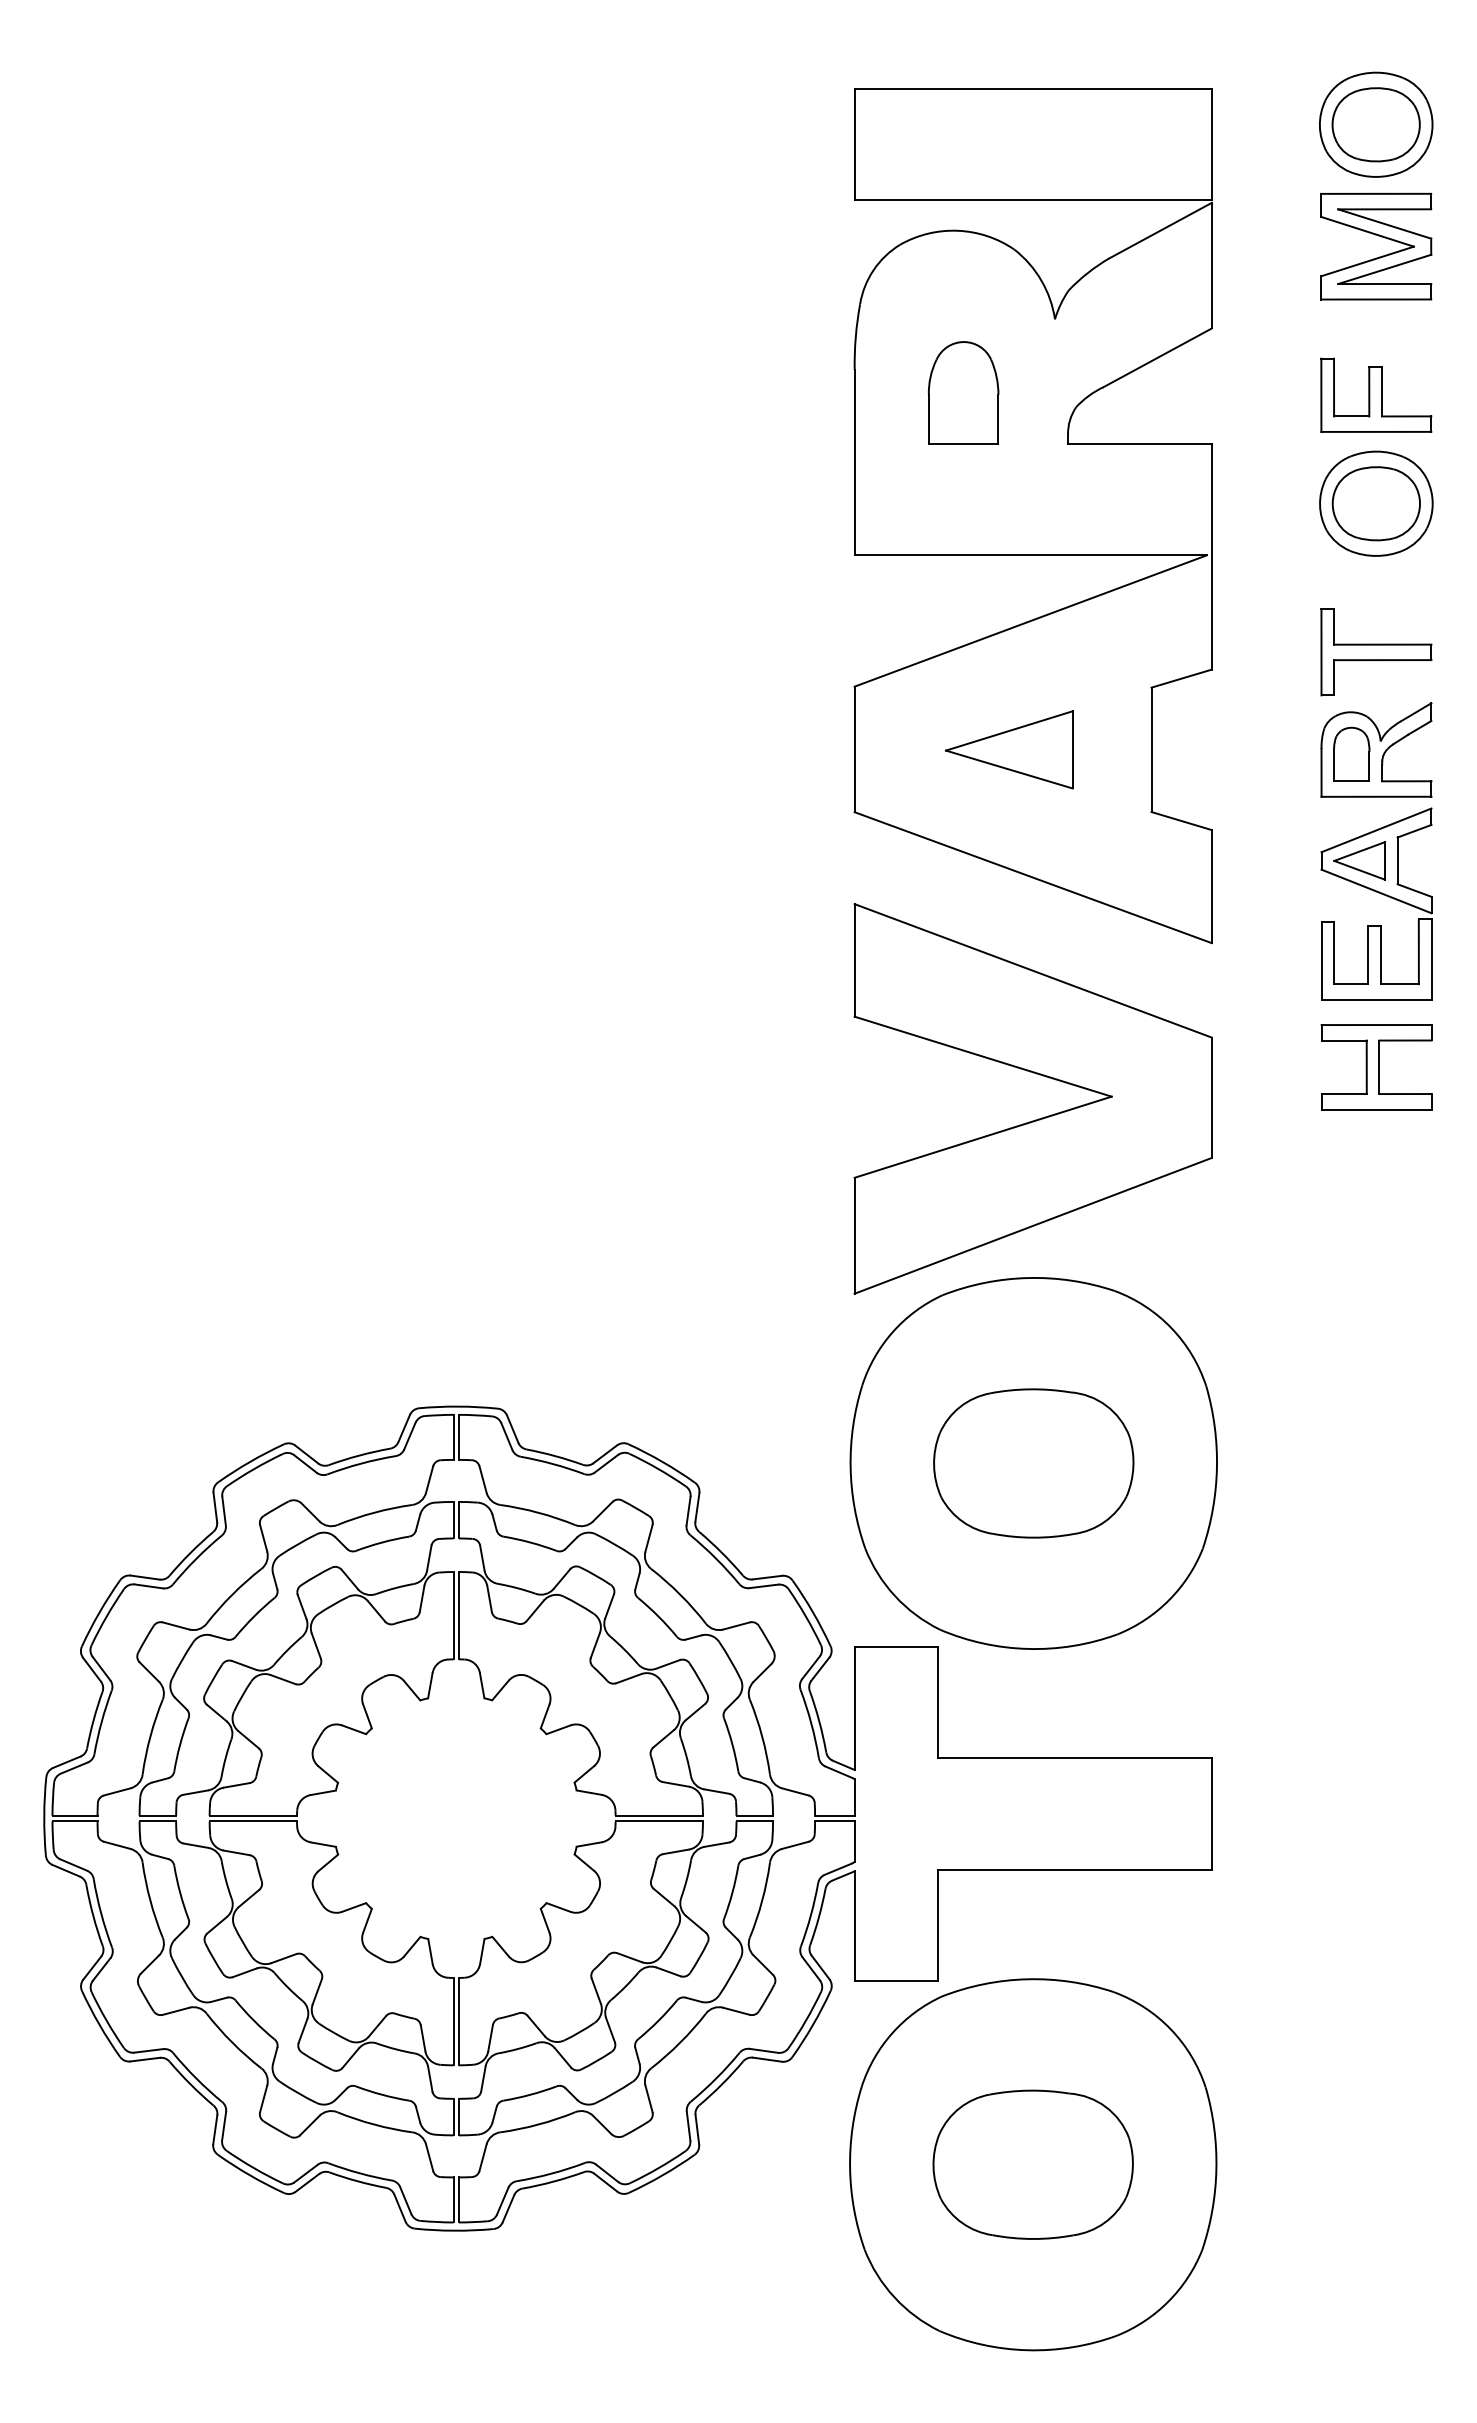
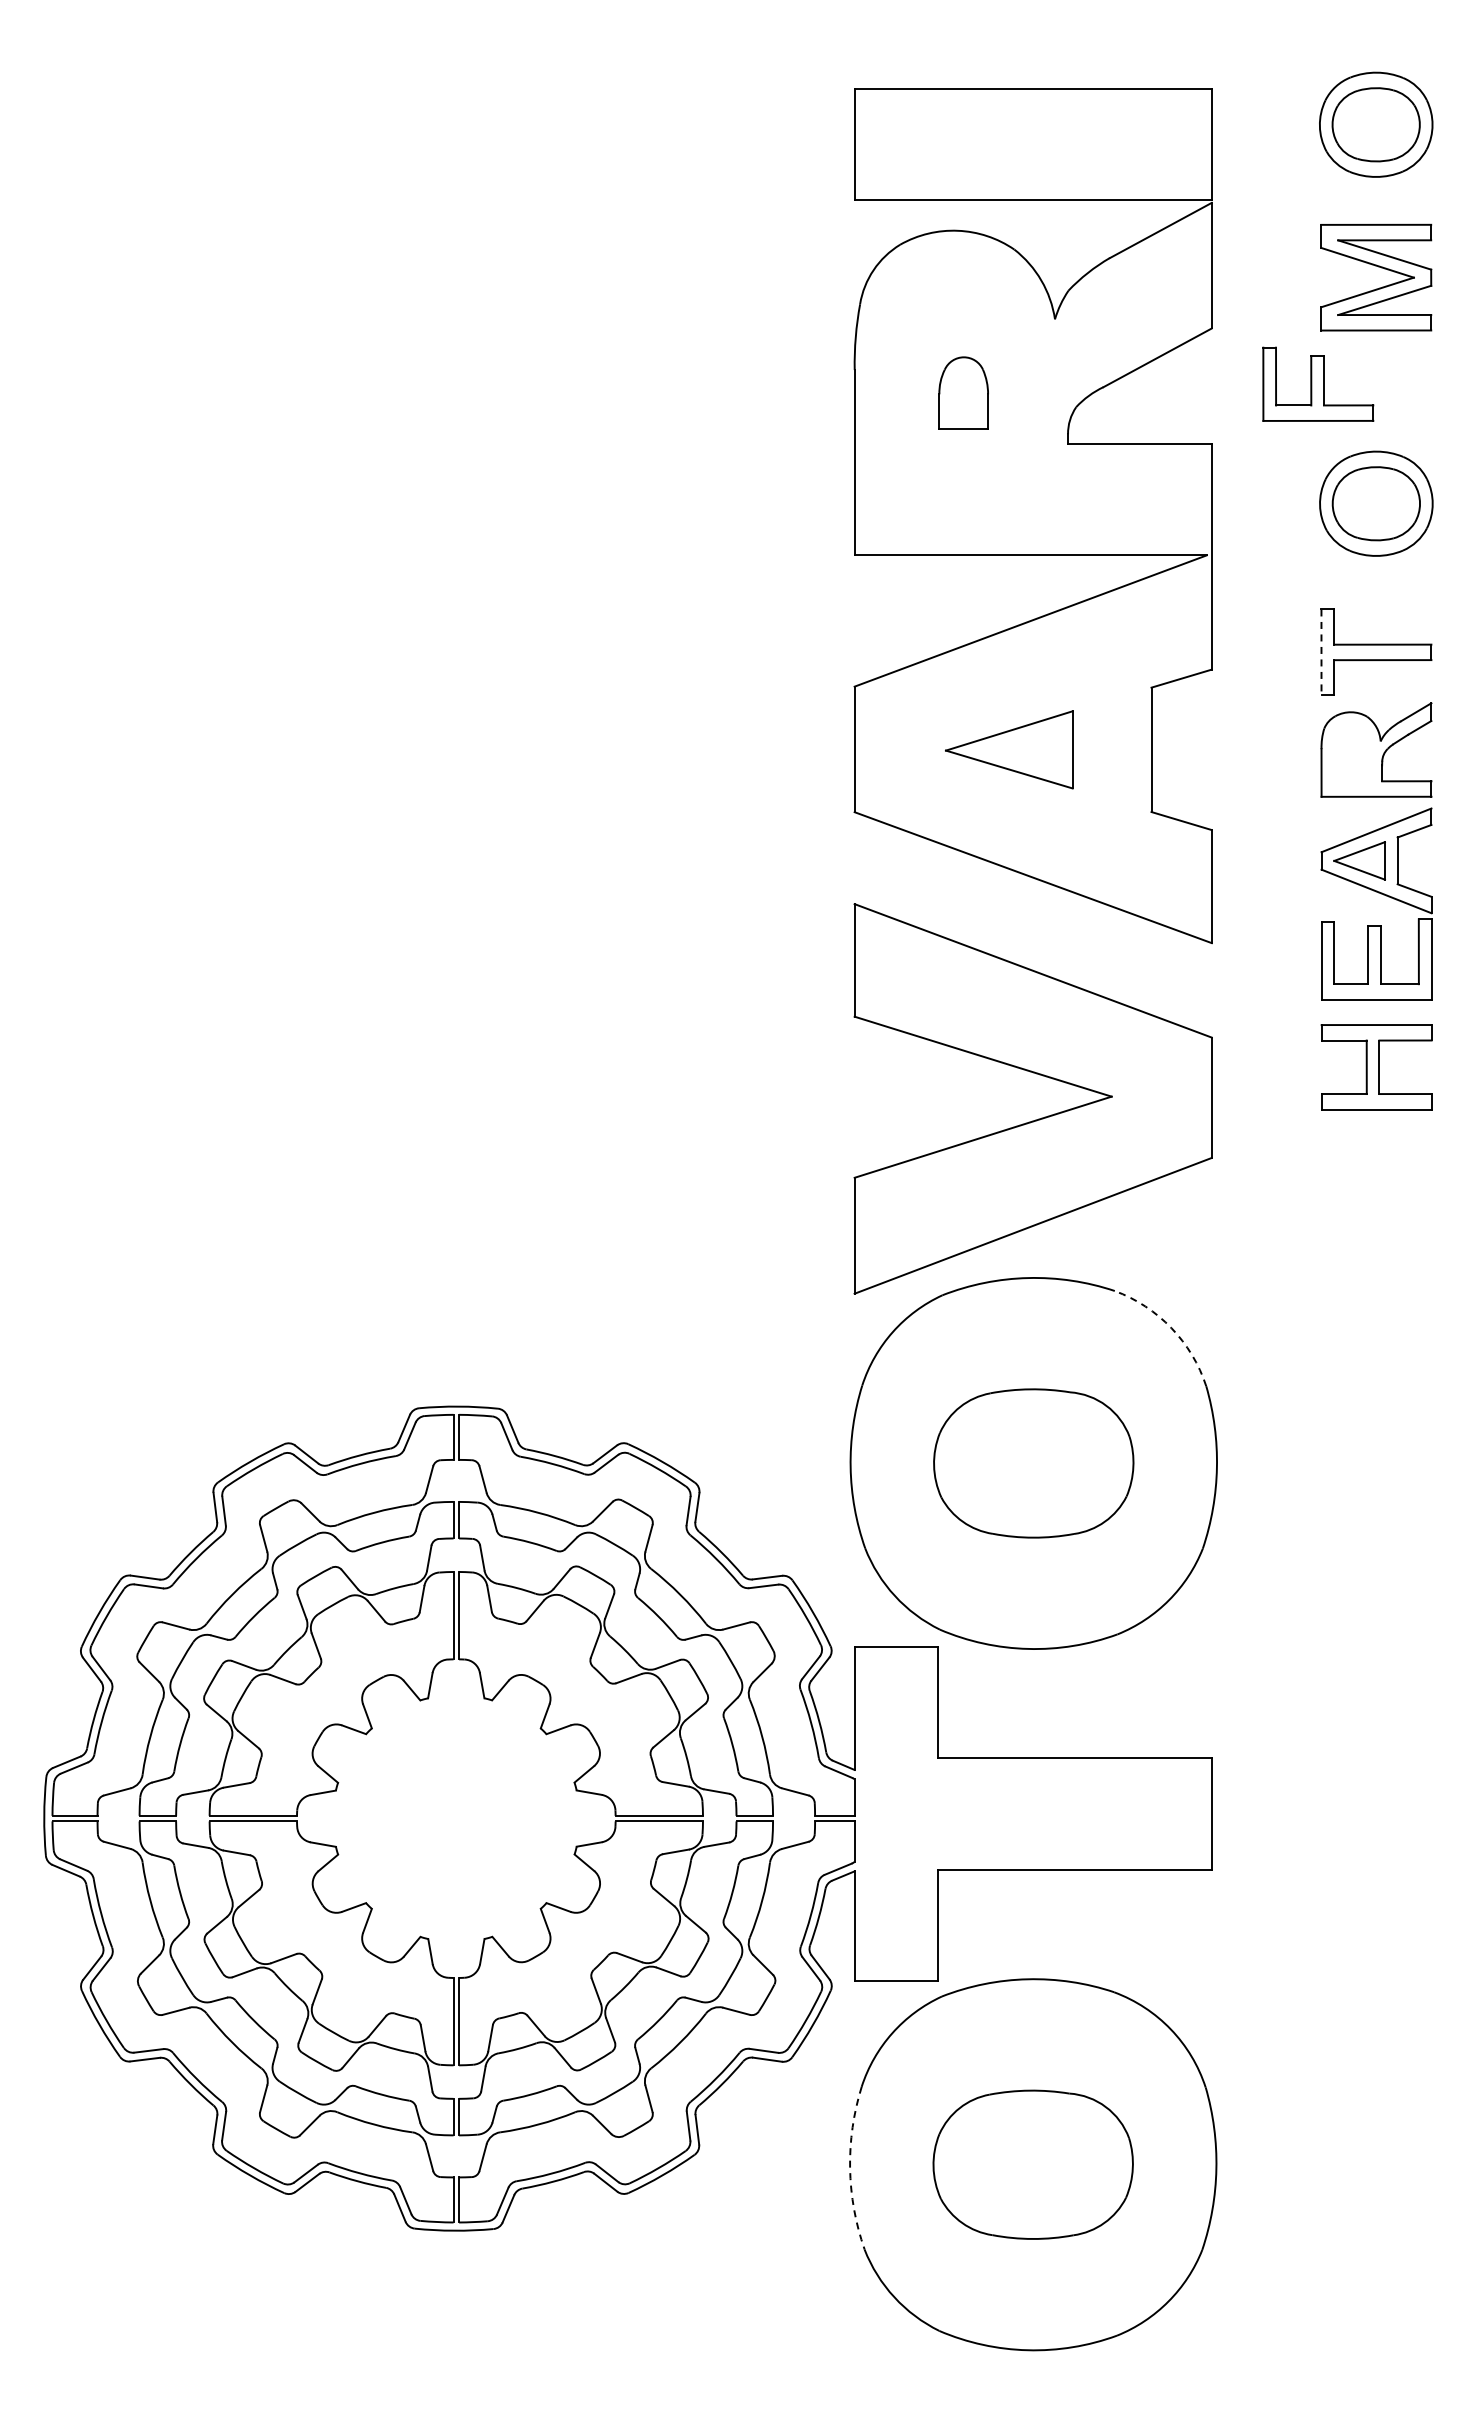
part position: (1378, 236) -> (1378, 267) (1378, 267)
part size: 72x104 px -> 51x74 px (963, 392)
part position: (1376, 394) -> (1318, 383) (1318, 383)
line: solid -> dashed (1321, 652)
part: present -> none (1351, 753)
arc: solid -> dashed (1171, 1328)
arc: solid -> dashed (850, 2168)
